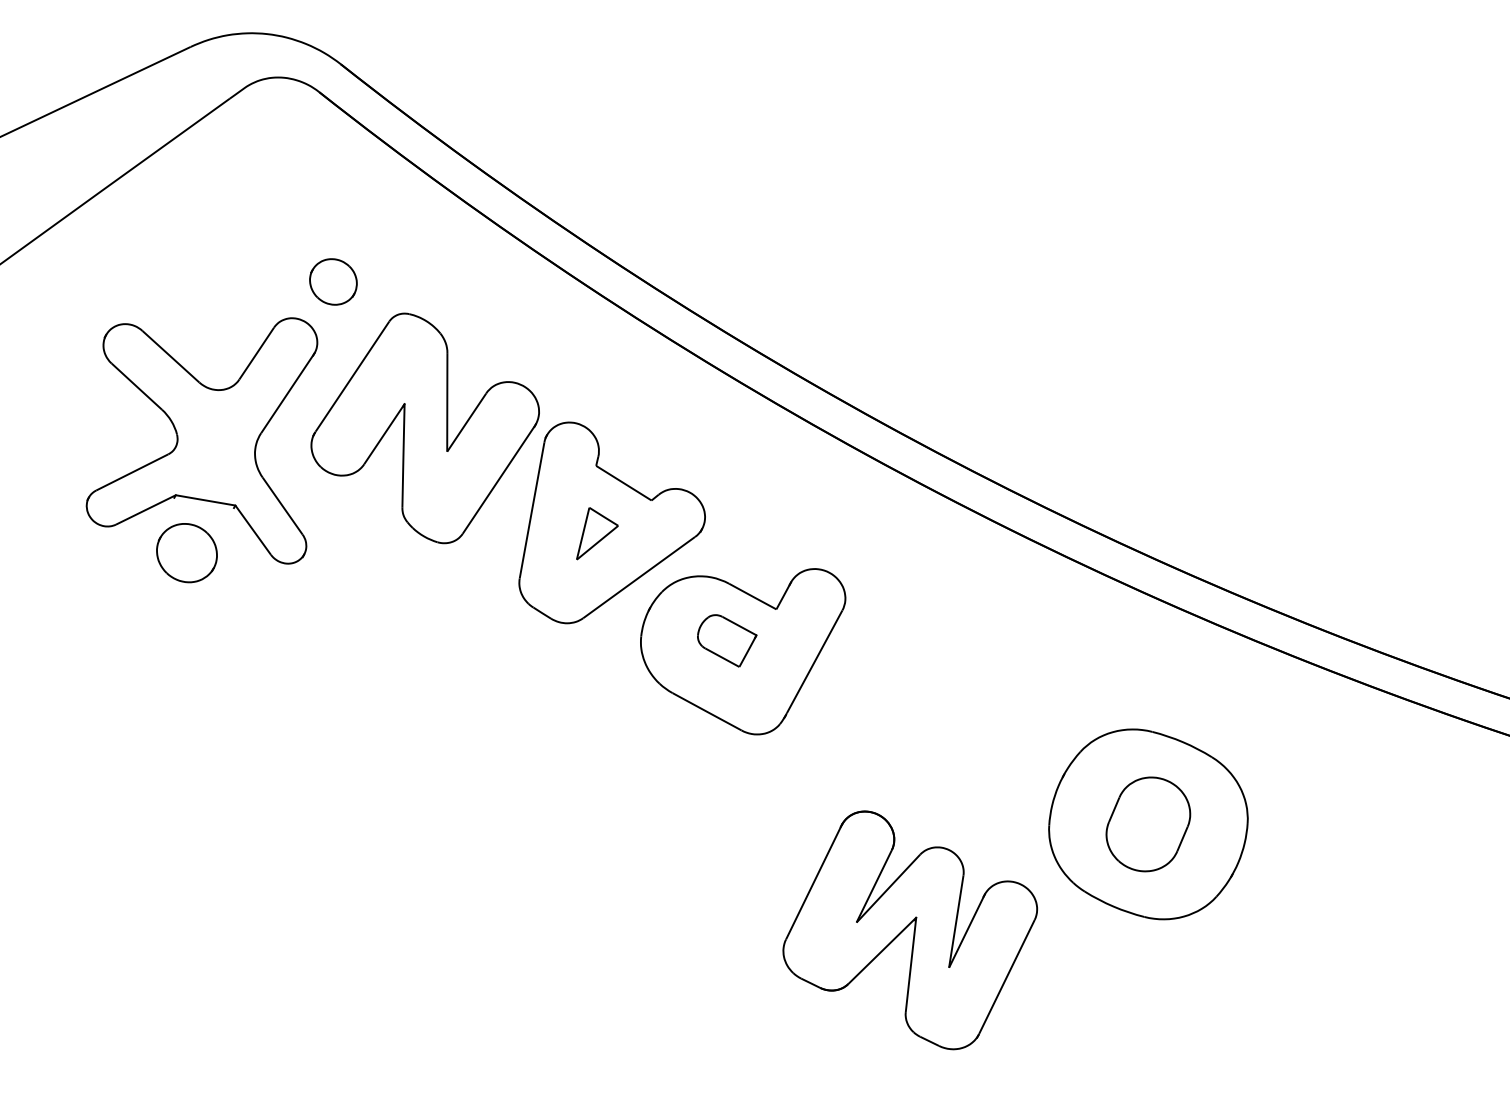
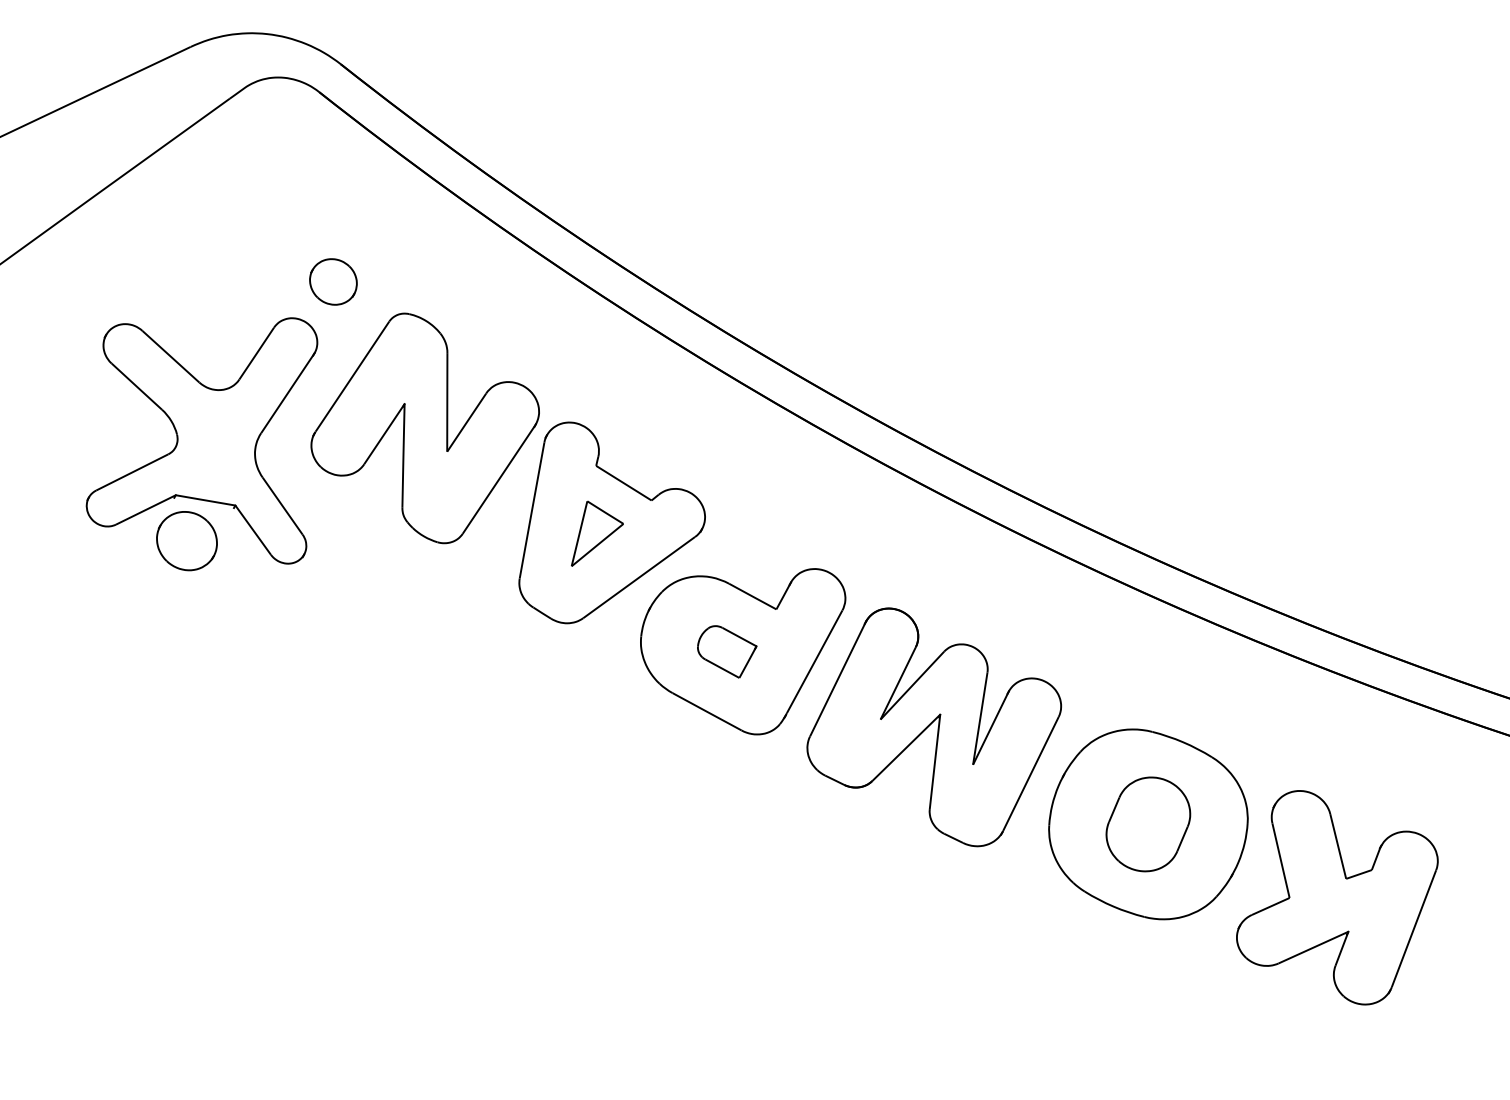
part size: 43x54 px -> 53x67 px (597, 533)
part position: (186, 553) -> (186, 541) (186, 541)
part position: (727, 640) -> (727, 651) (727, 651)
part: none -> present (1337, 897)
part position: (909, 930) -> (933, 727) (933, 727)
